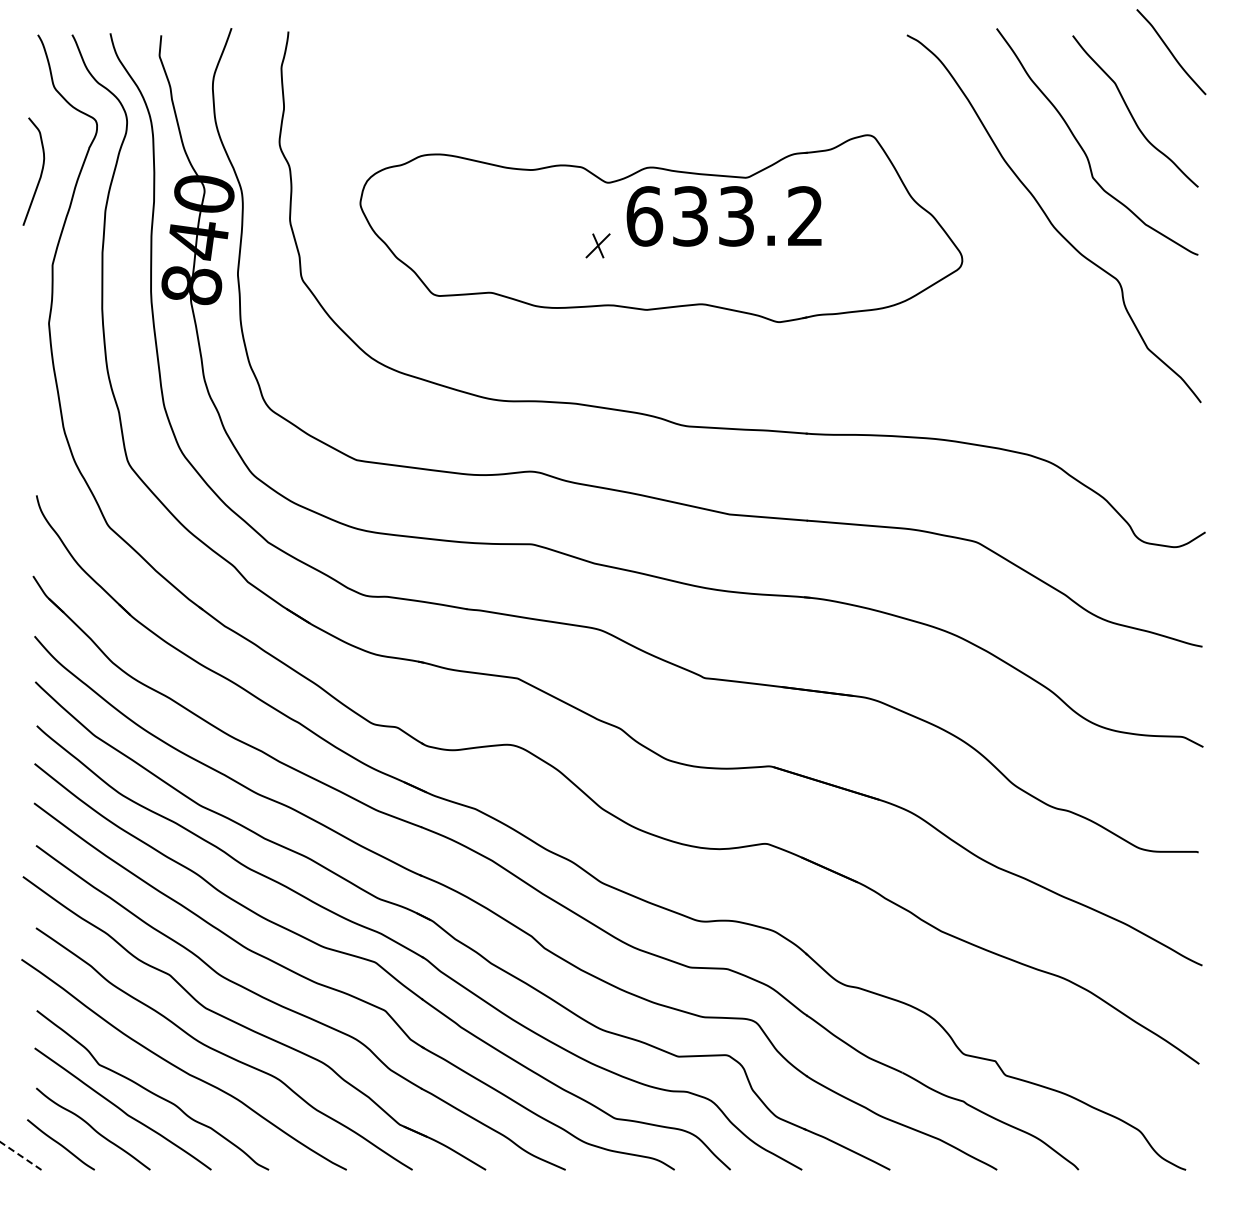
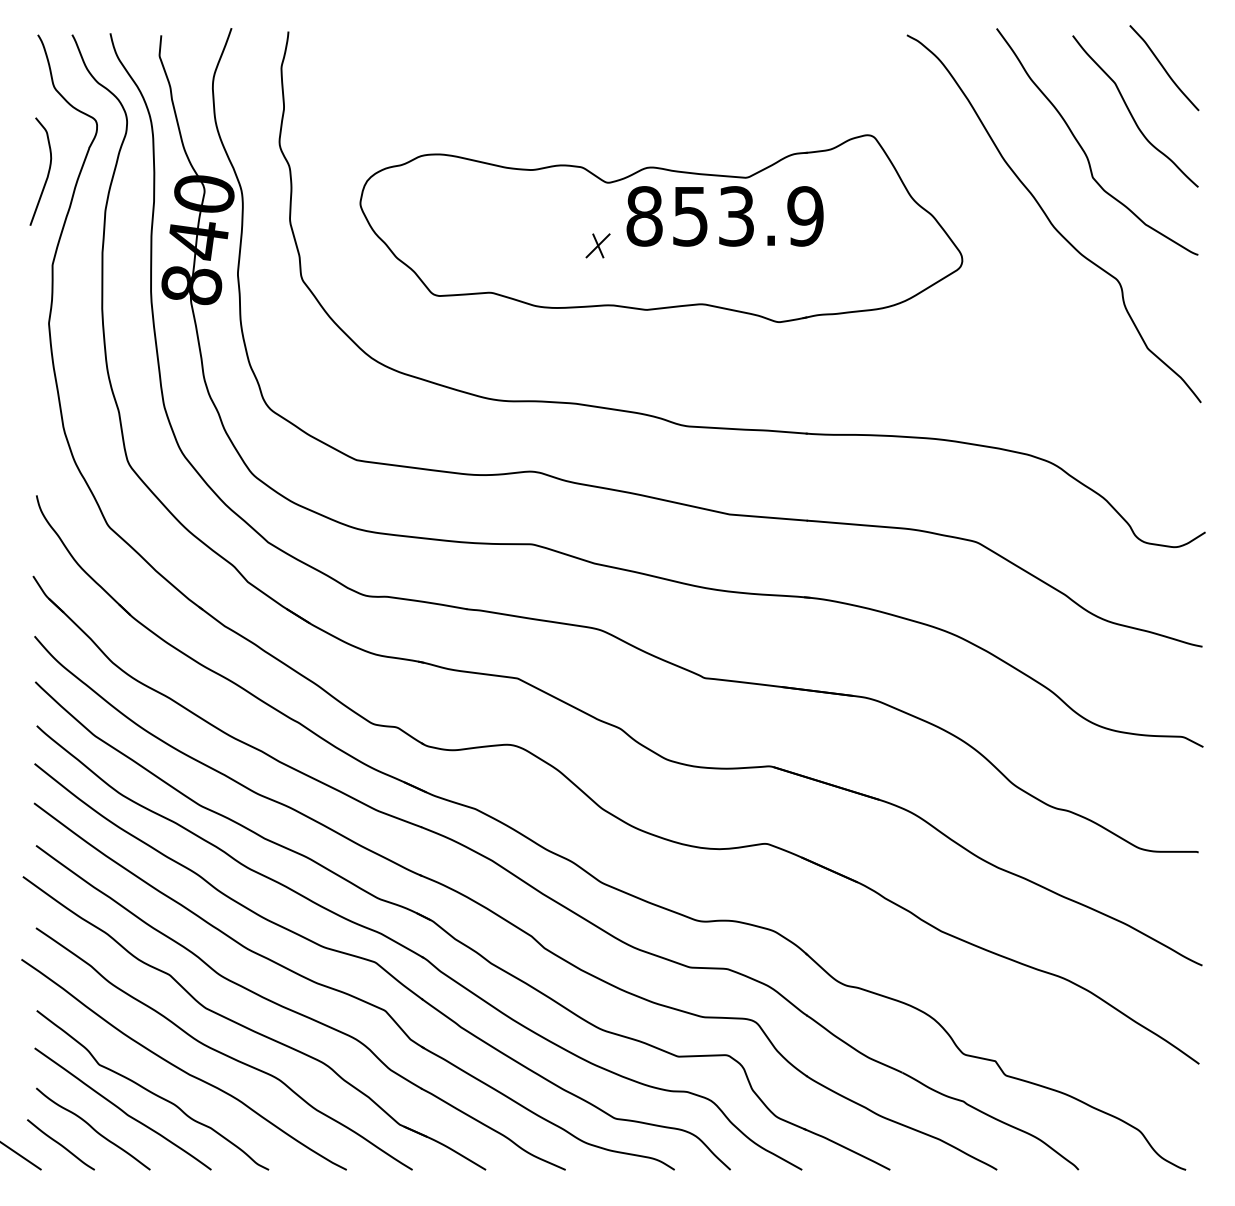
curve position: (1171, 52) -> (1164, 68) (1164, 68)
curve position: (40, 173) -> (47, 173) (47, 173)
text: 633.2 -> 853.9 (724, 216)
line: dashed -> solid (21, 1156)
